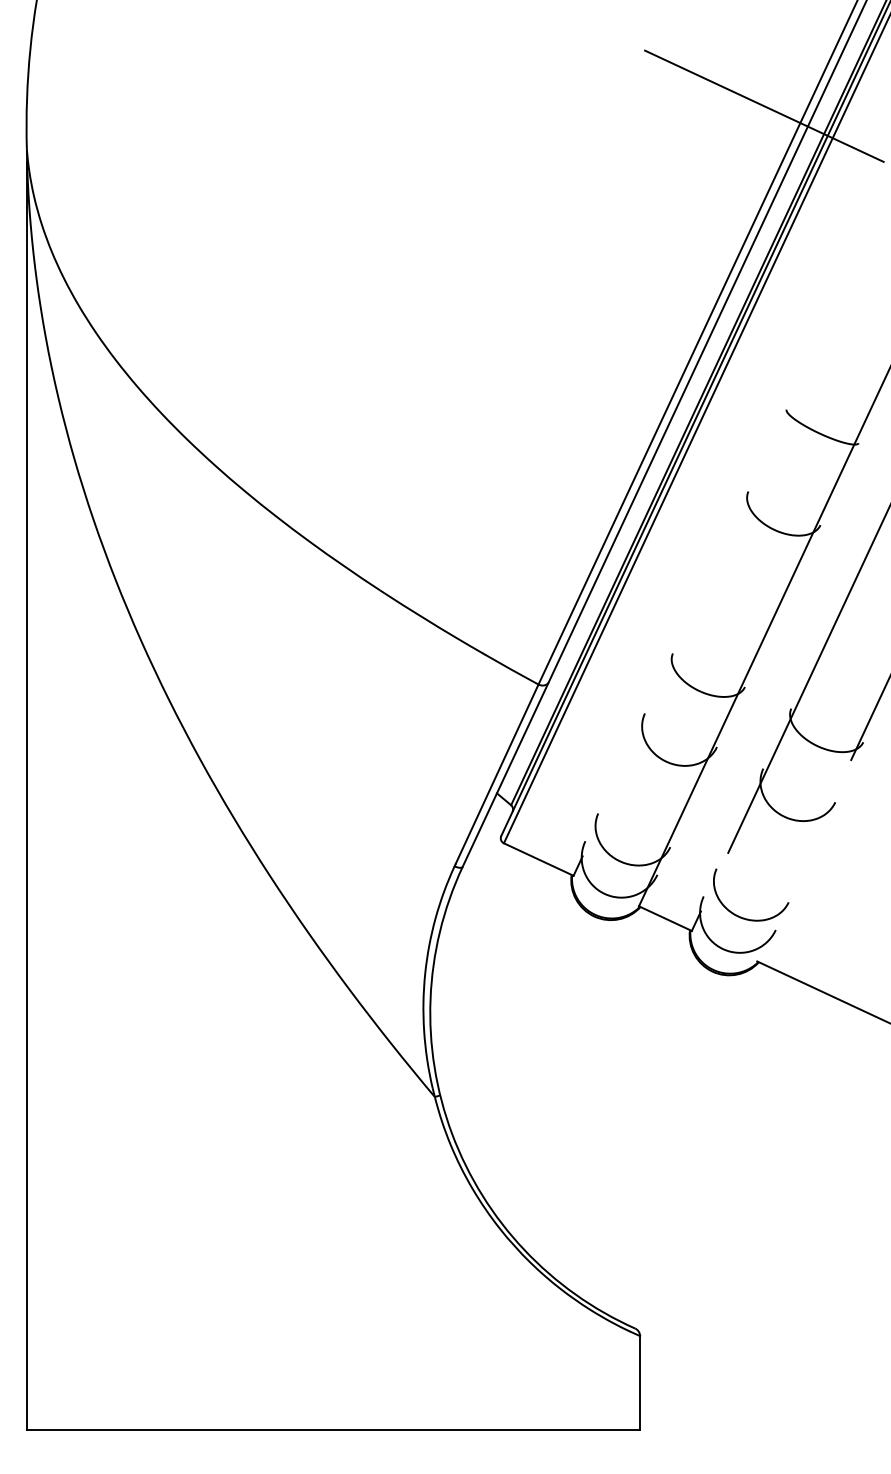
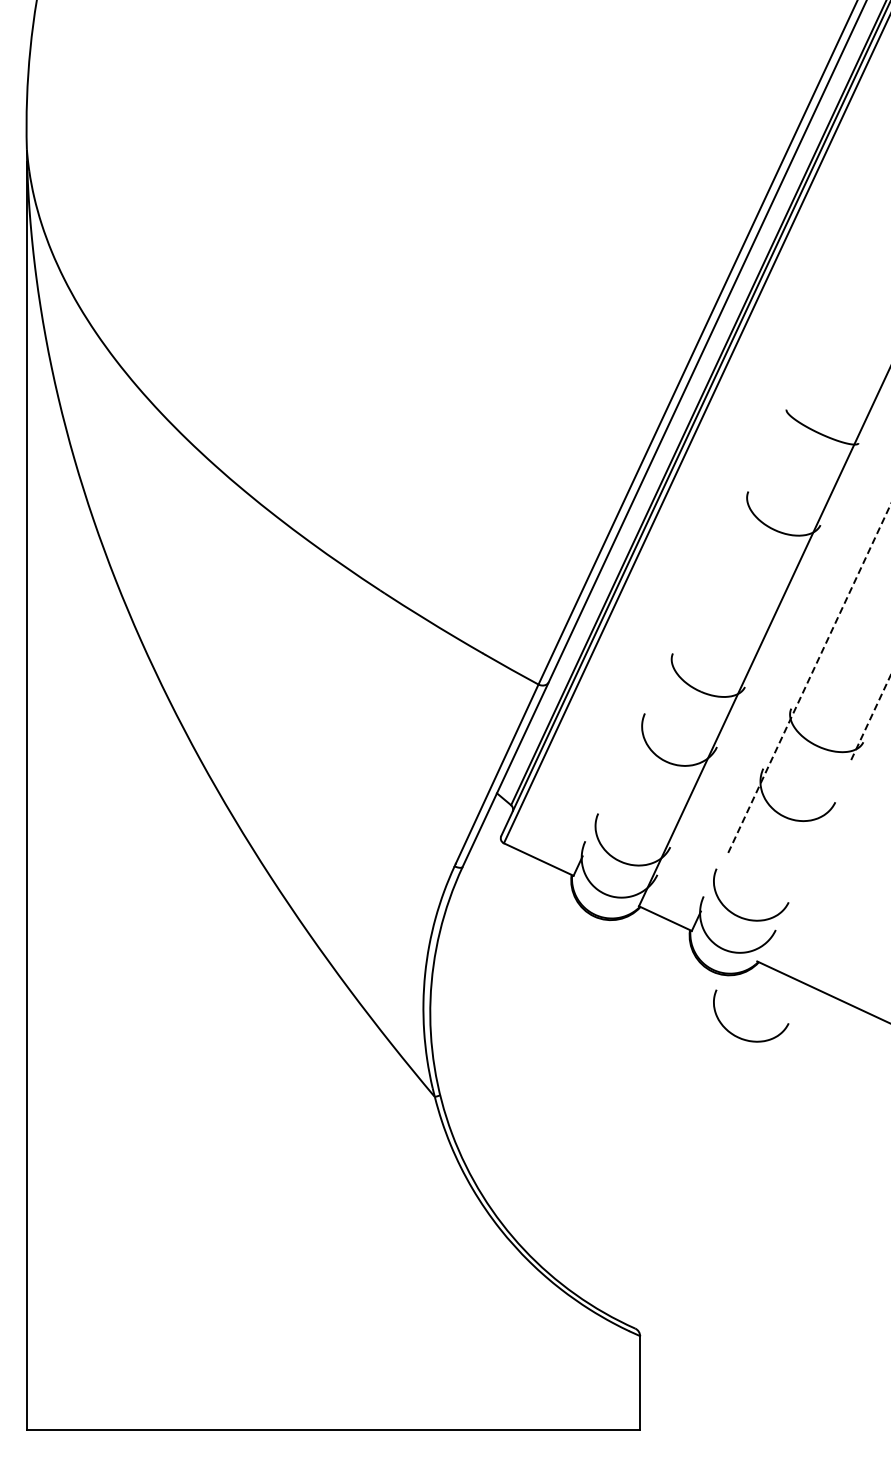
line: present -> none (765, 106)
line: solid -> dashed (809, 678)
line: solid -> dashed (870, 717)
curve: none -> present (744, 1038)
